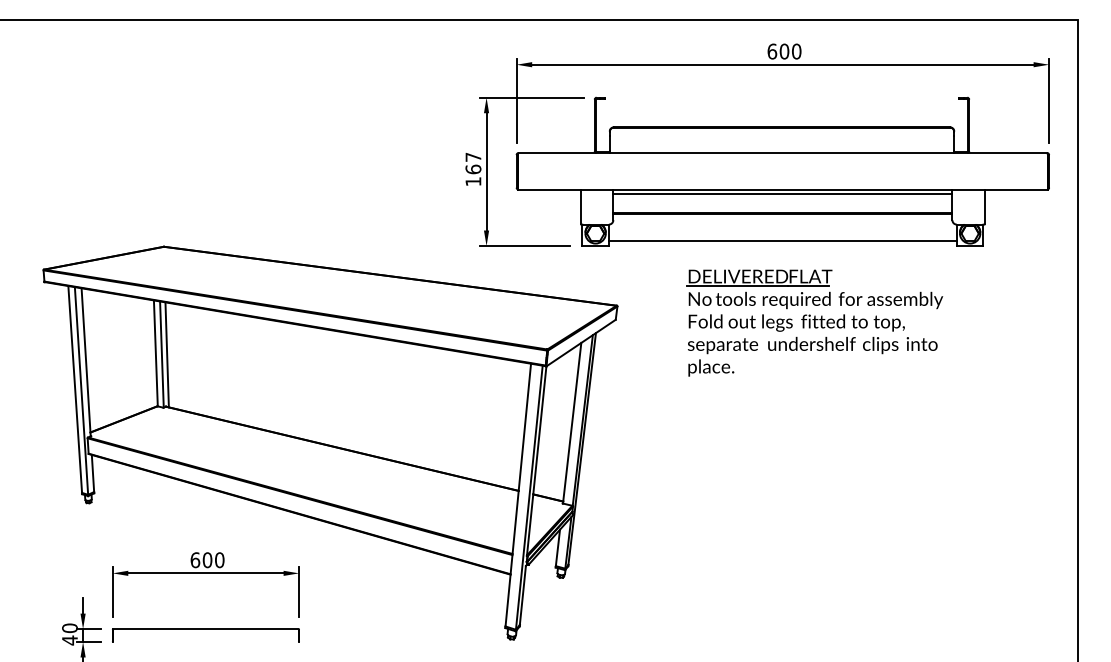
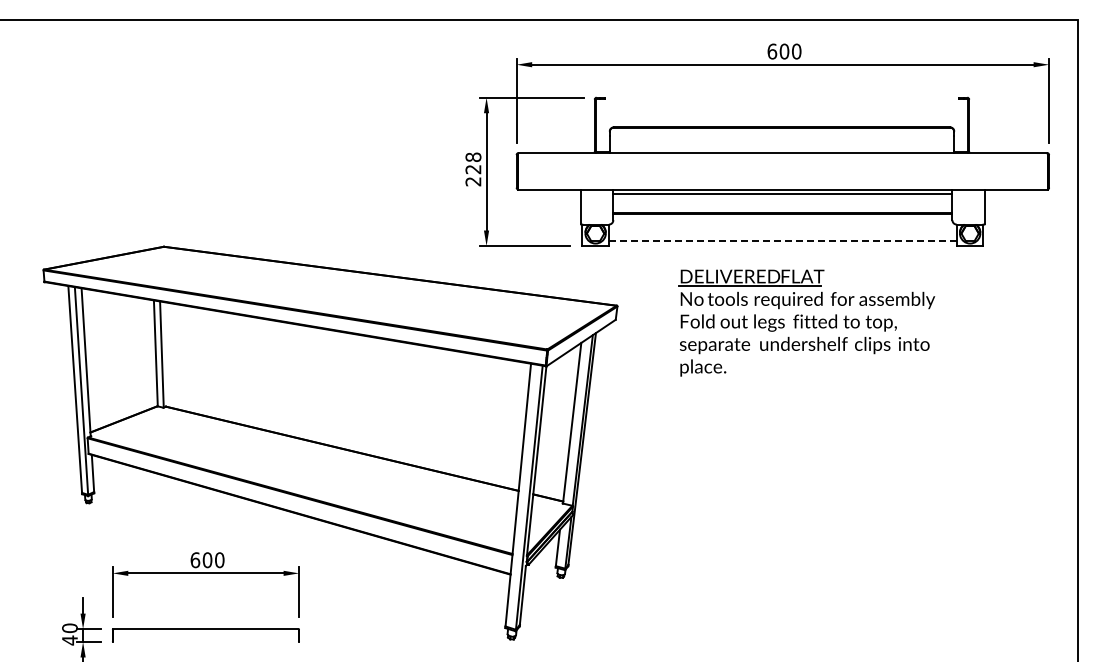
text: 167 -> 228 (473, 169)
line: solid -> dashed (782, 240)
part position: (814, 322) -> (806, 322) (806, 322)
line: present -> none (166, 354)
